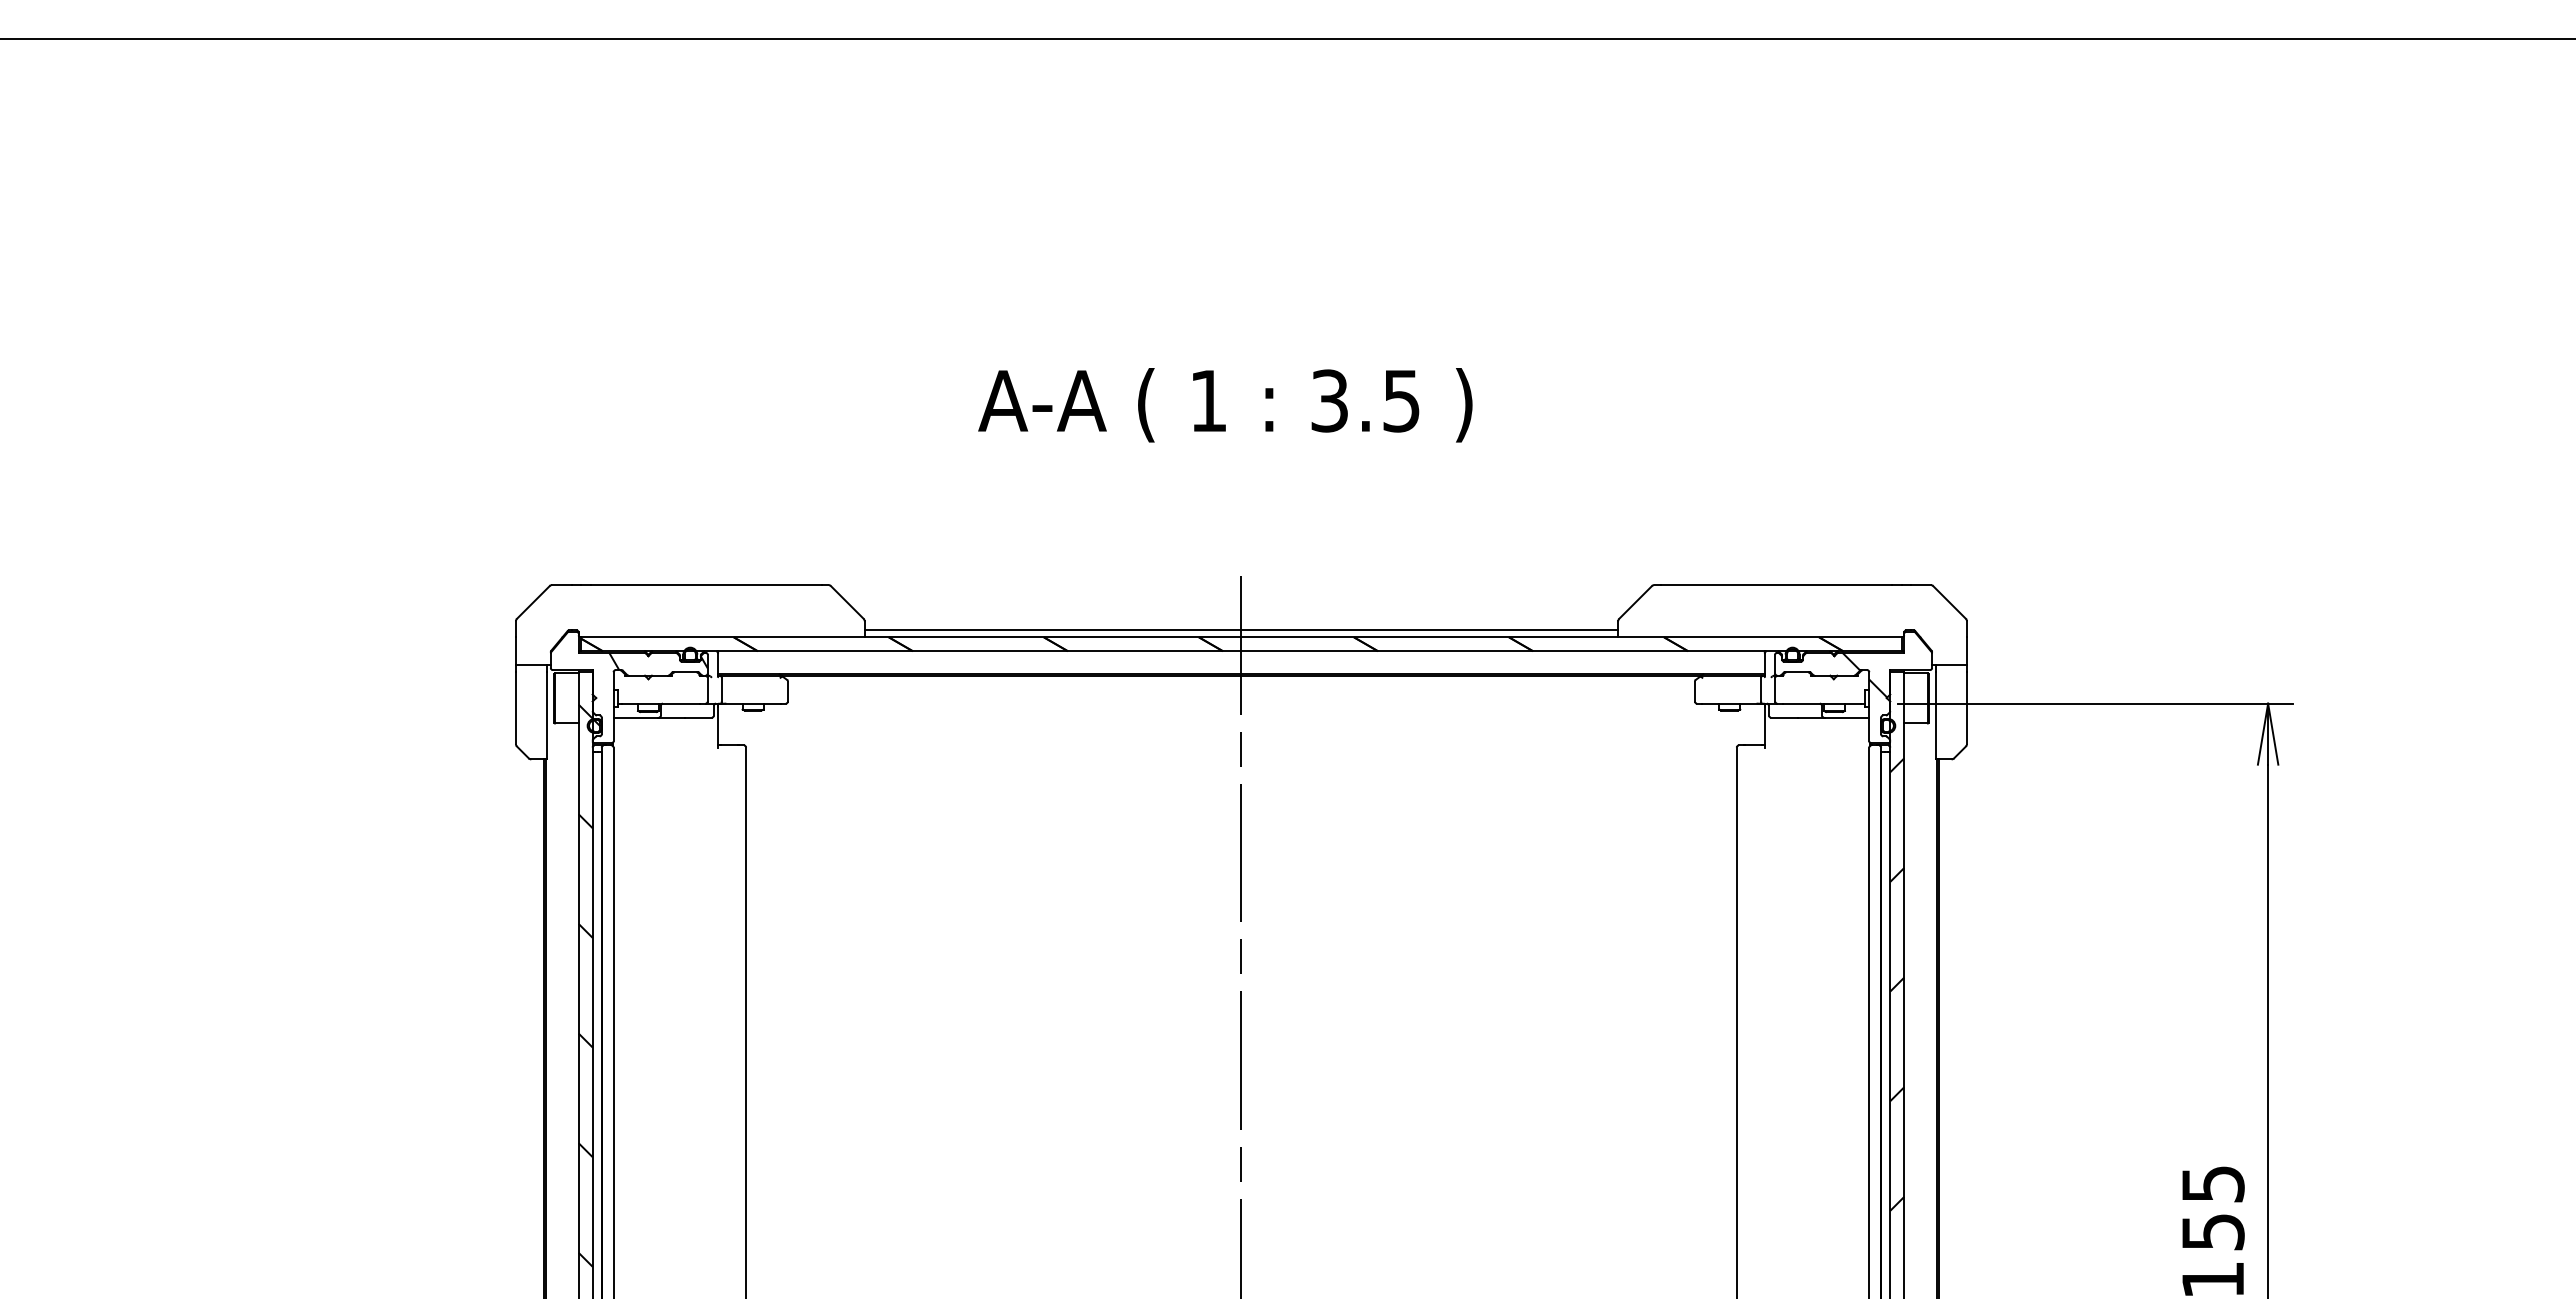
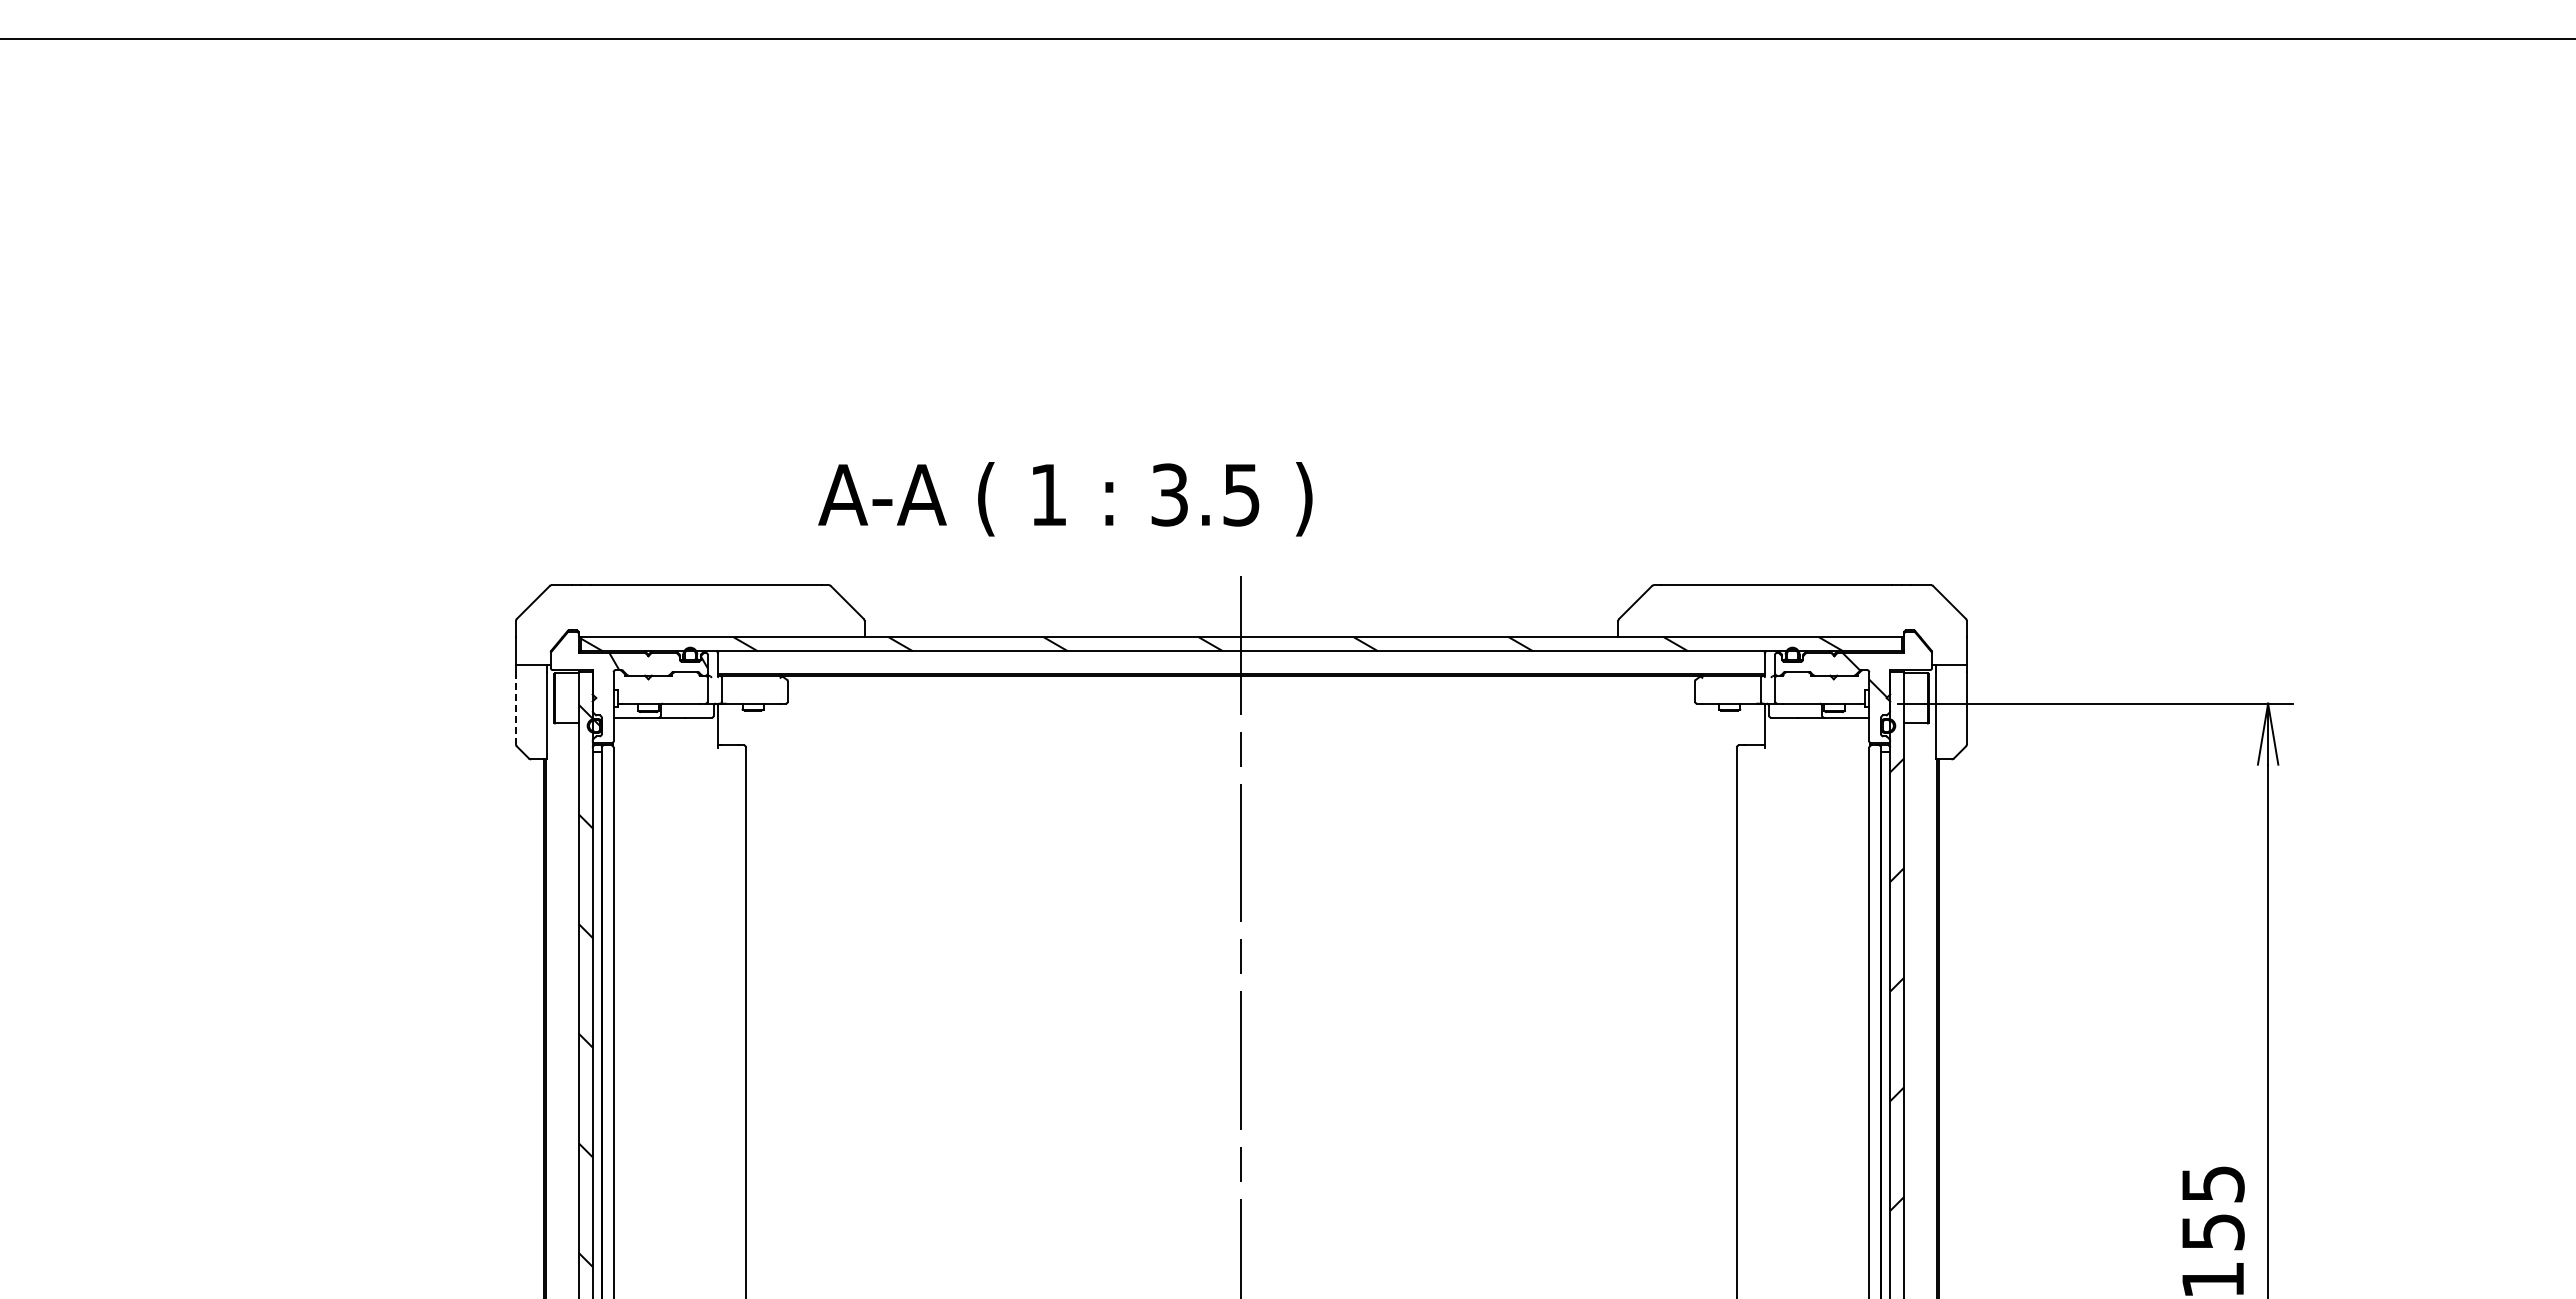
text position: (1225, 405) -> (1065, 499) (1065, 499)
line: present -> none (1241, 630)
hatch: present -> none (1211, 644)
line: solid -> dashed (515, 708)
